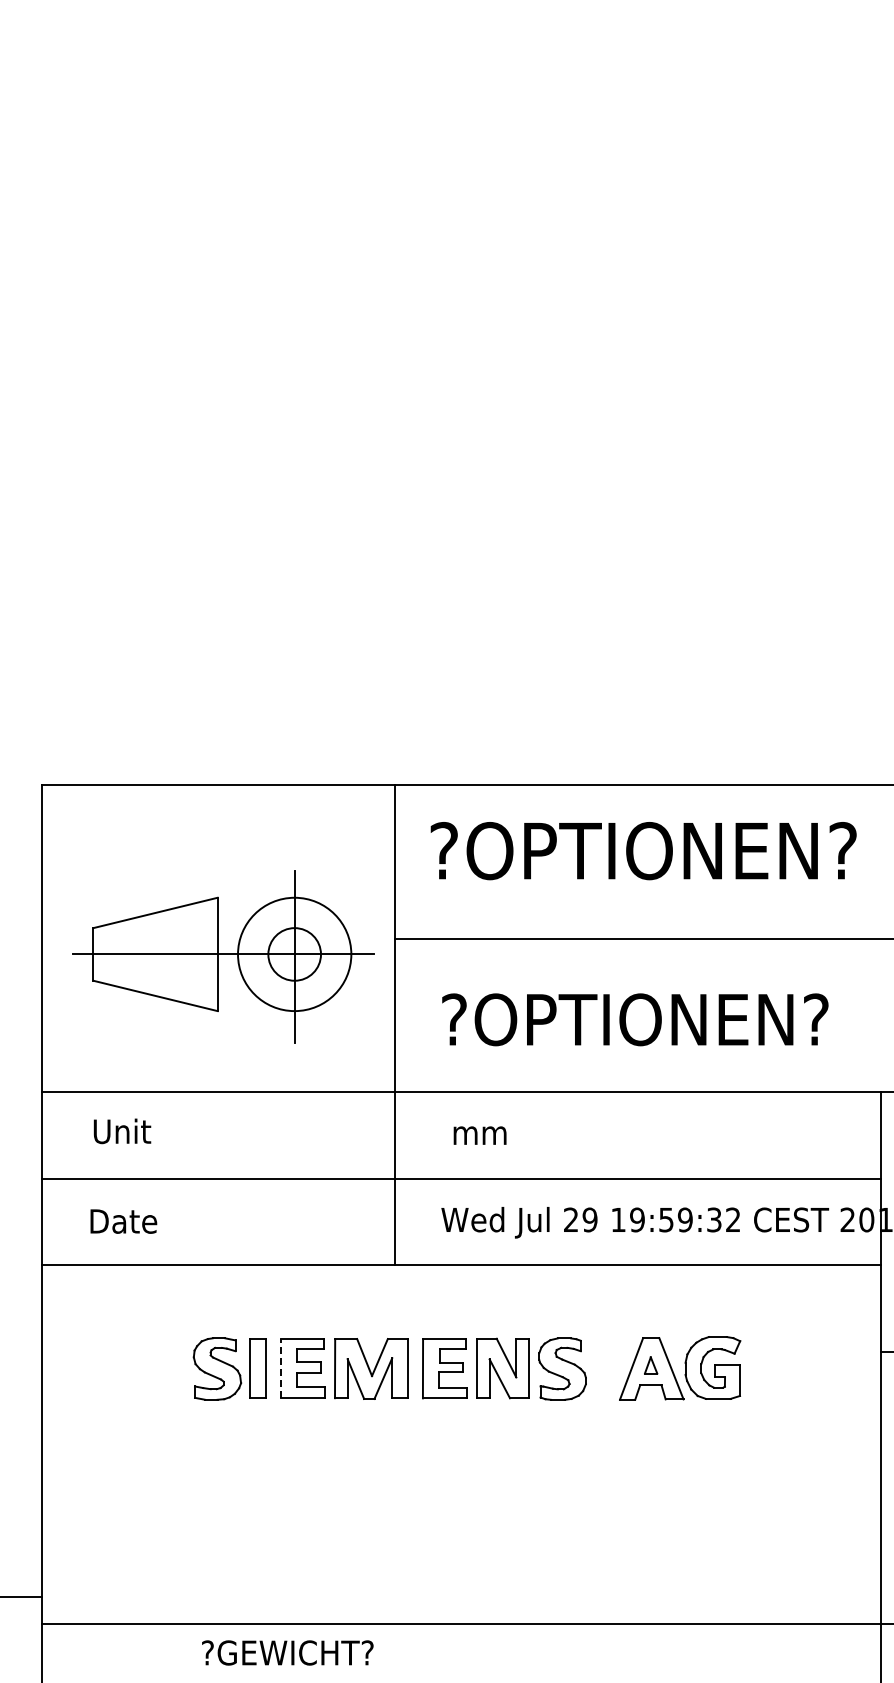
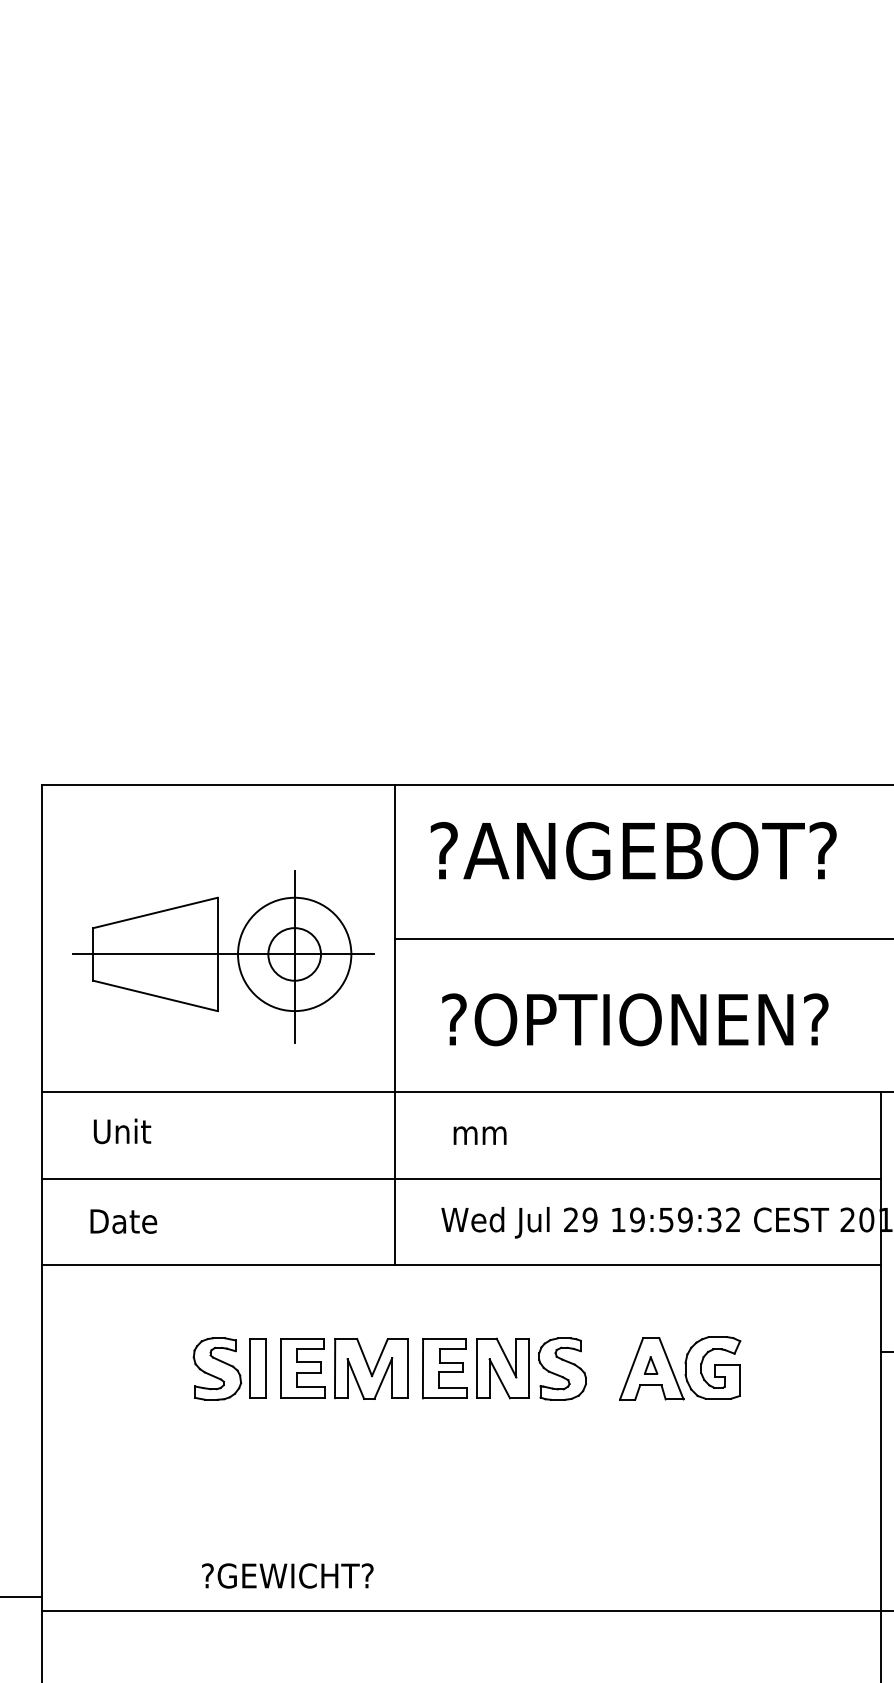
text: ?OPTIONEN? -> ?ANGEBOT? (659, 851)
line: dashed -> solid (281, 1368)
line position: (465, 1623) -> (465, 1610) (465, 1610)
text position: (287, 1652) -> (287, 1575) (287, 1575)
